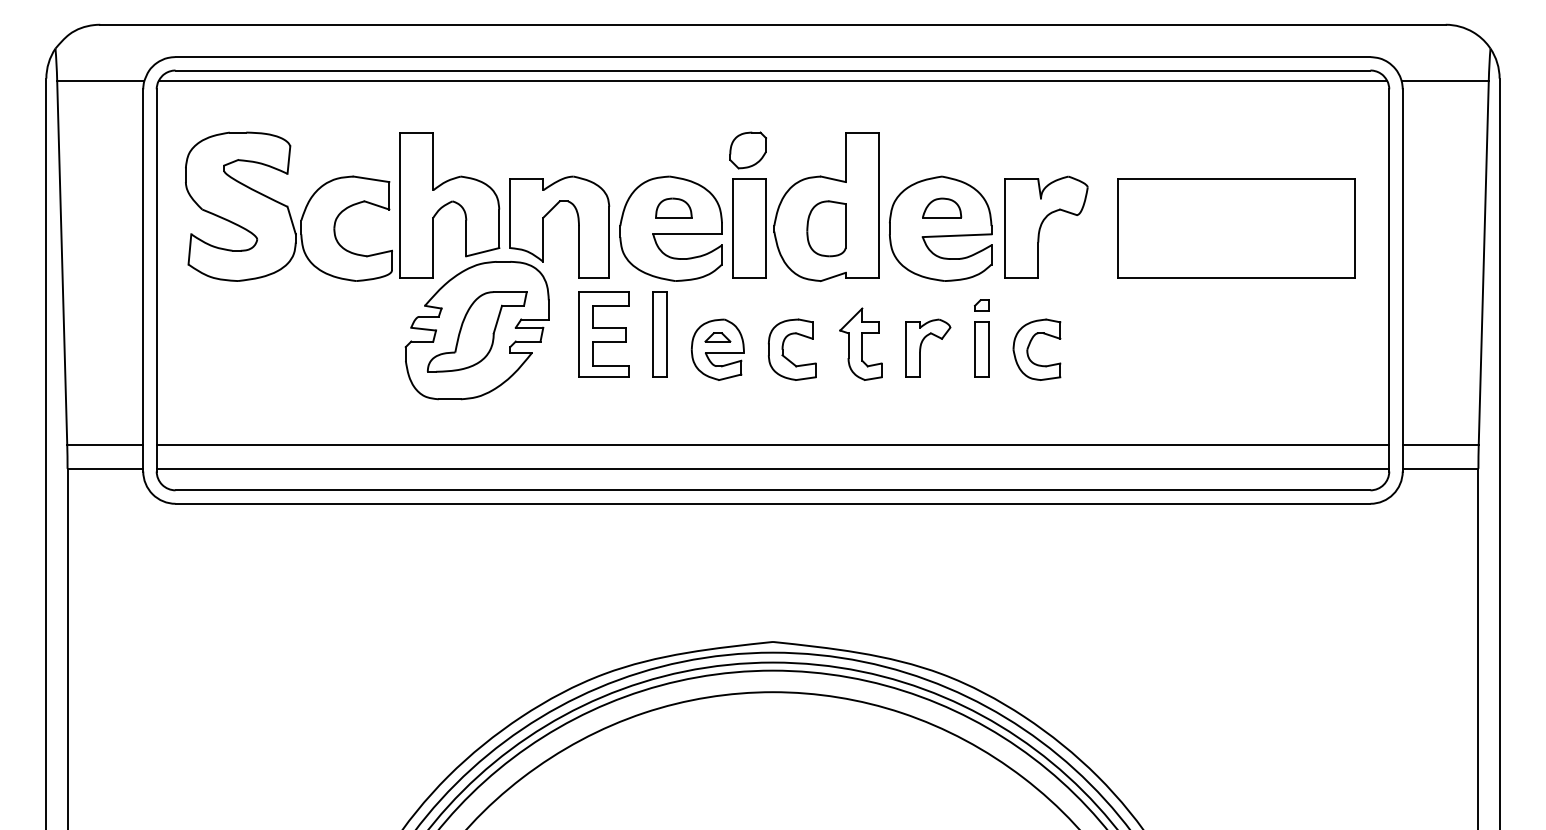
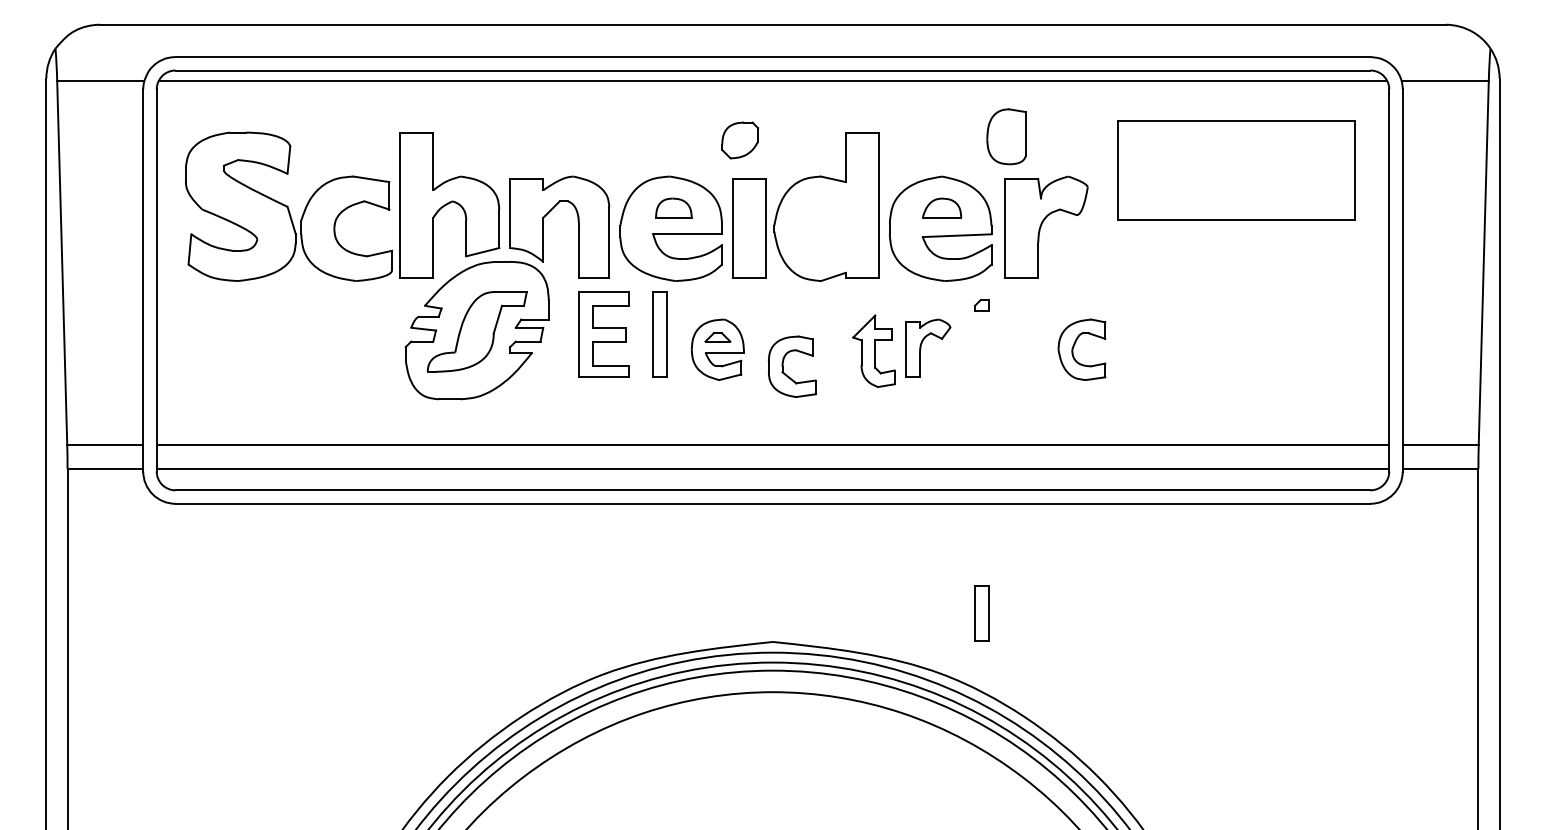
part position: (747, 150) -> (739, 140) (739, 140)
part position: (826, 228) -> (1006, 136) (1006, 136)
part position: (1236, 228) -> (1236, 170) (1236, 170)
part position: (860, 343) -> (873, 350) (873, 350)
part position: (1029, 347) -> (1074, 347) (1074, 347)
part position: (783, 349) -> (783, 366) (783, 366)
part position: (981, 349) -> (981, 613) (981, 613)
